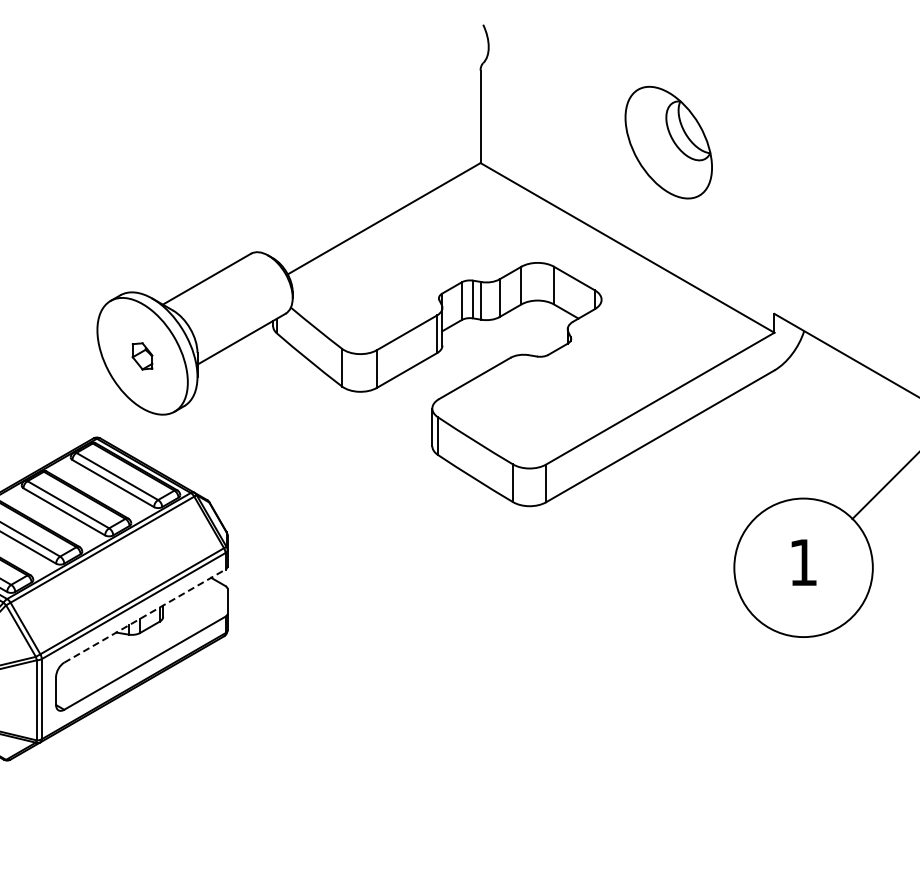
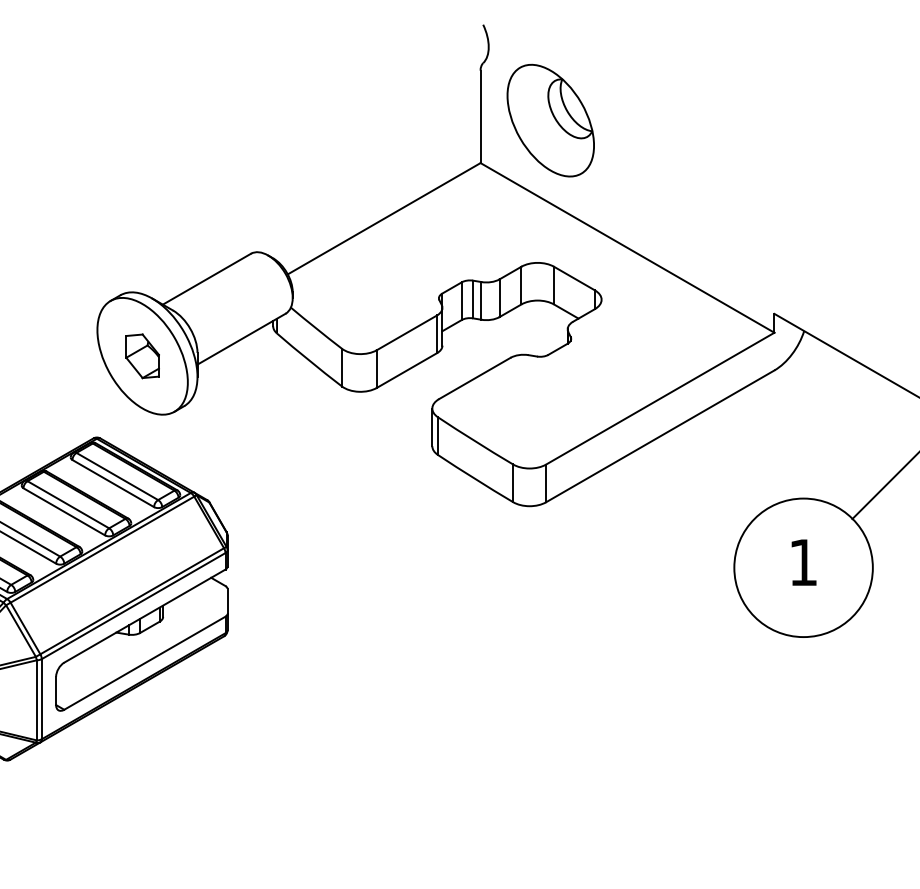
part position: (668, 142) -> (550, 120) (550, 120)
part size: 23x29 px -> 35x47 px (142, 356)
line: dashed -> solid (145, 615)
